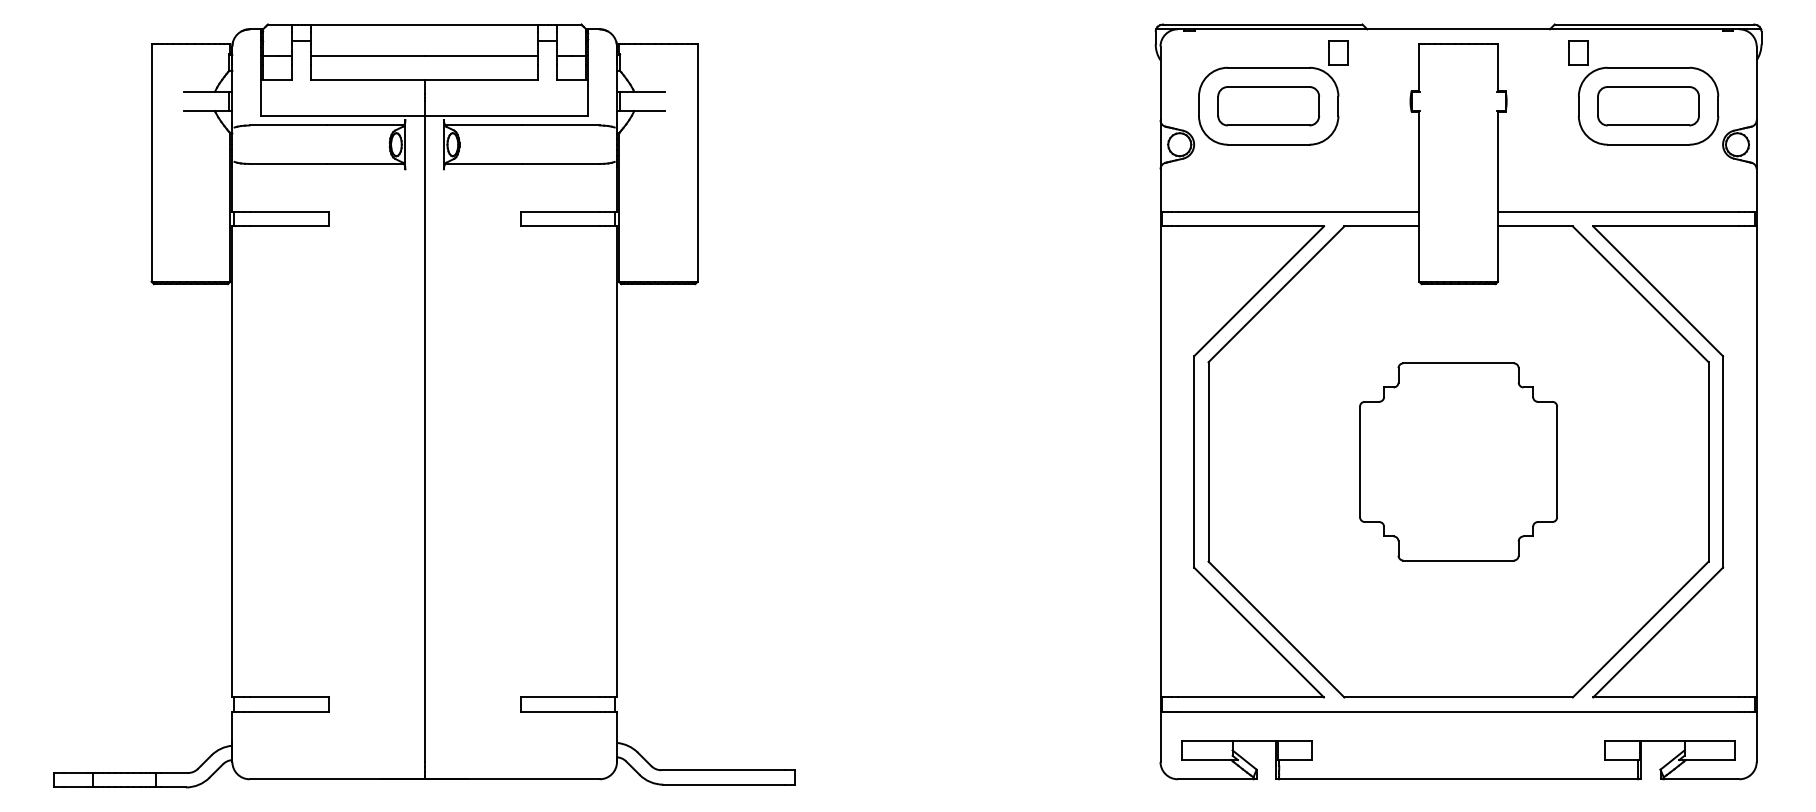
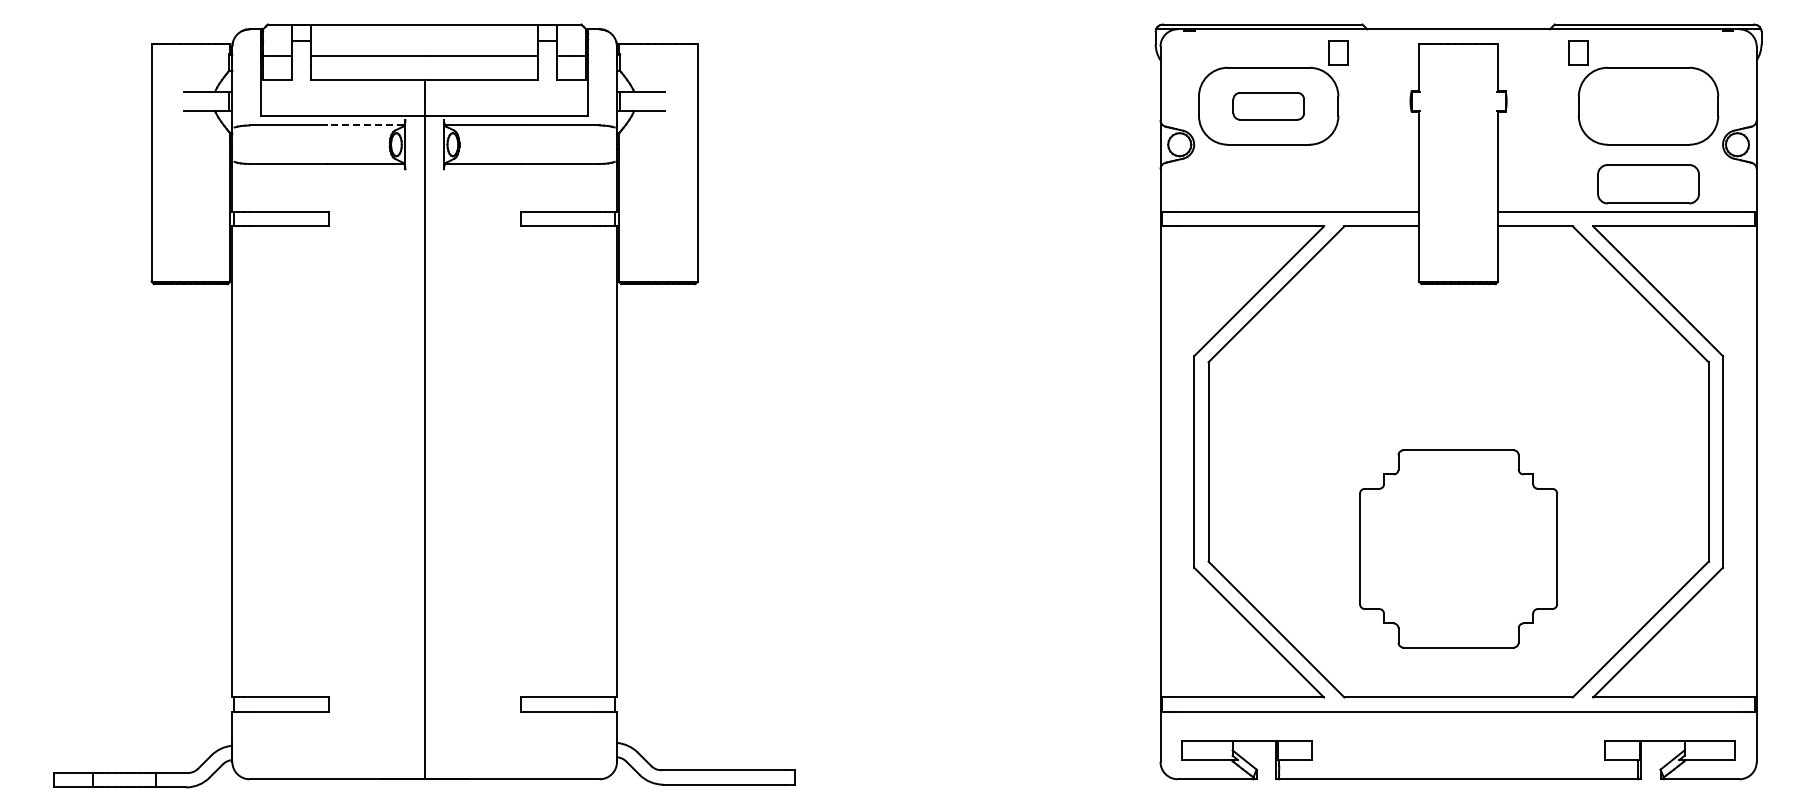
part size: 104x41 px -> 73x29 px (1268, 106)
part position: (1648, 106) -> (1648, 184) (1648, 184)
line: solid -> dashed (365, 125)
part position: (1458, 461) -> (1458, 548) (1458, 548)
